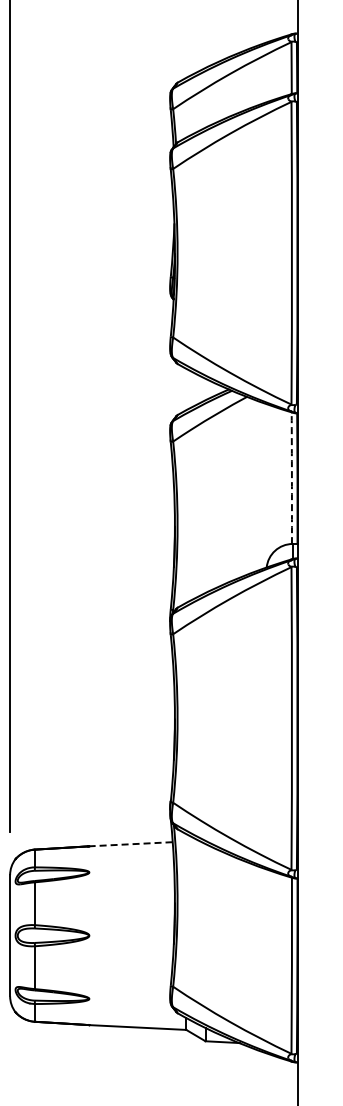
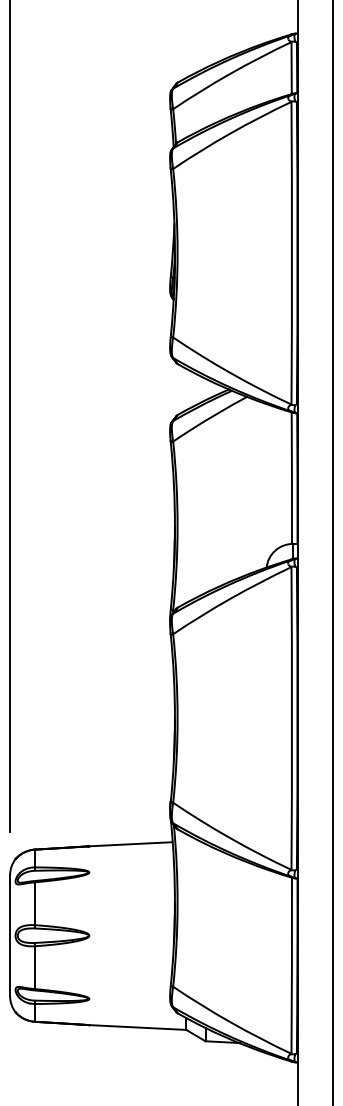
arc: dashed -> solid (291, 478)
line: none -> present (332, 552)
line: dashed -> solid (130, 844)
